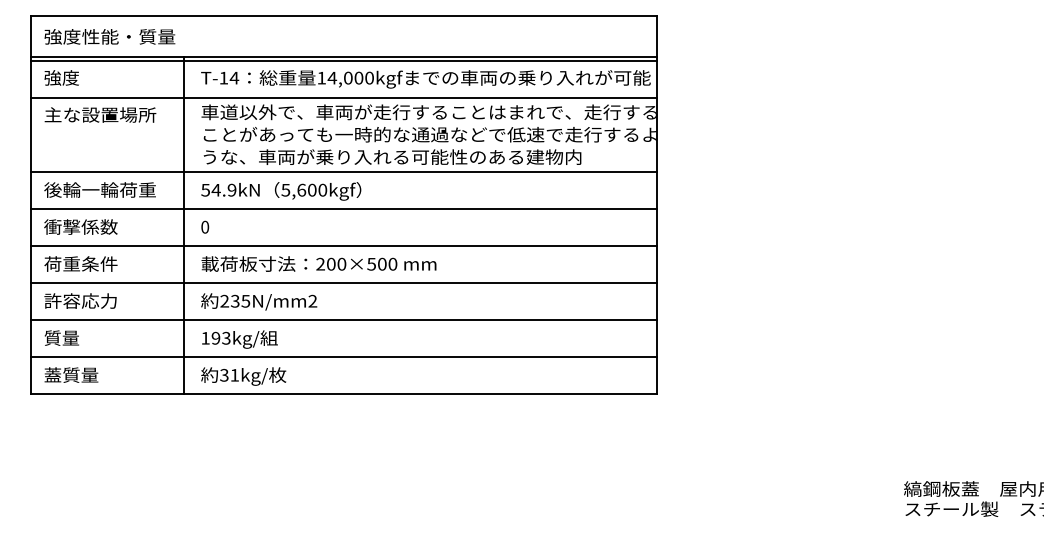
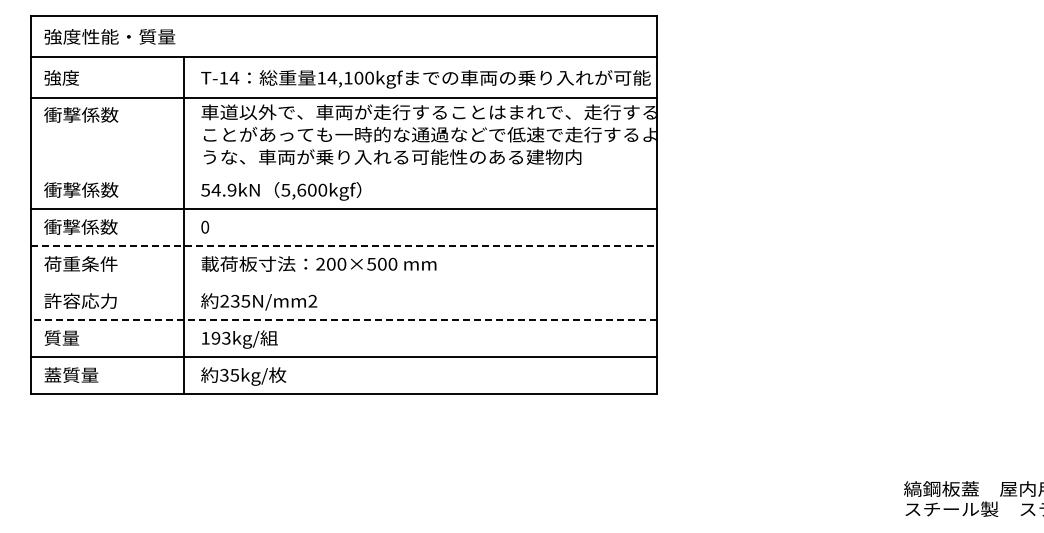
line: present -> none (343, 61)
text: 14,000kgf -> 14,100kgf (348, 77)
text: 主な設置場所 -> 衝撃係数 (100, 114)
line: present -> none (343, 172)
text: 後輪一輪荷重 -> 衝撃係数 (99, 189)
line: solid -> dashed (343, 246)
line: present -> none (343, 283)
line: solid -> dashed (343, 320)
text: 31kg/ -> 35kg/ (234, 375)
